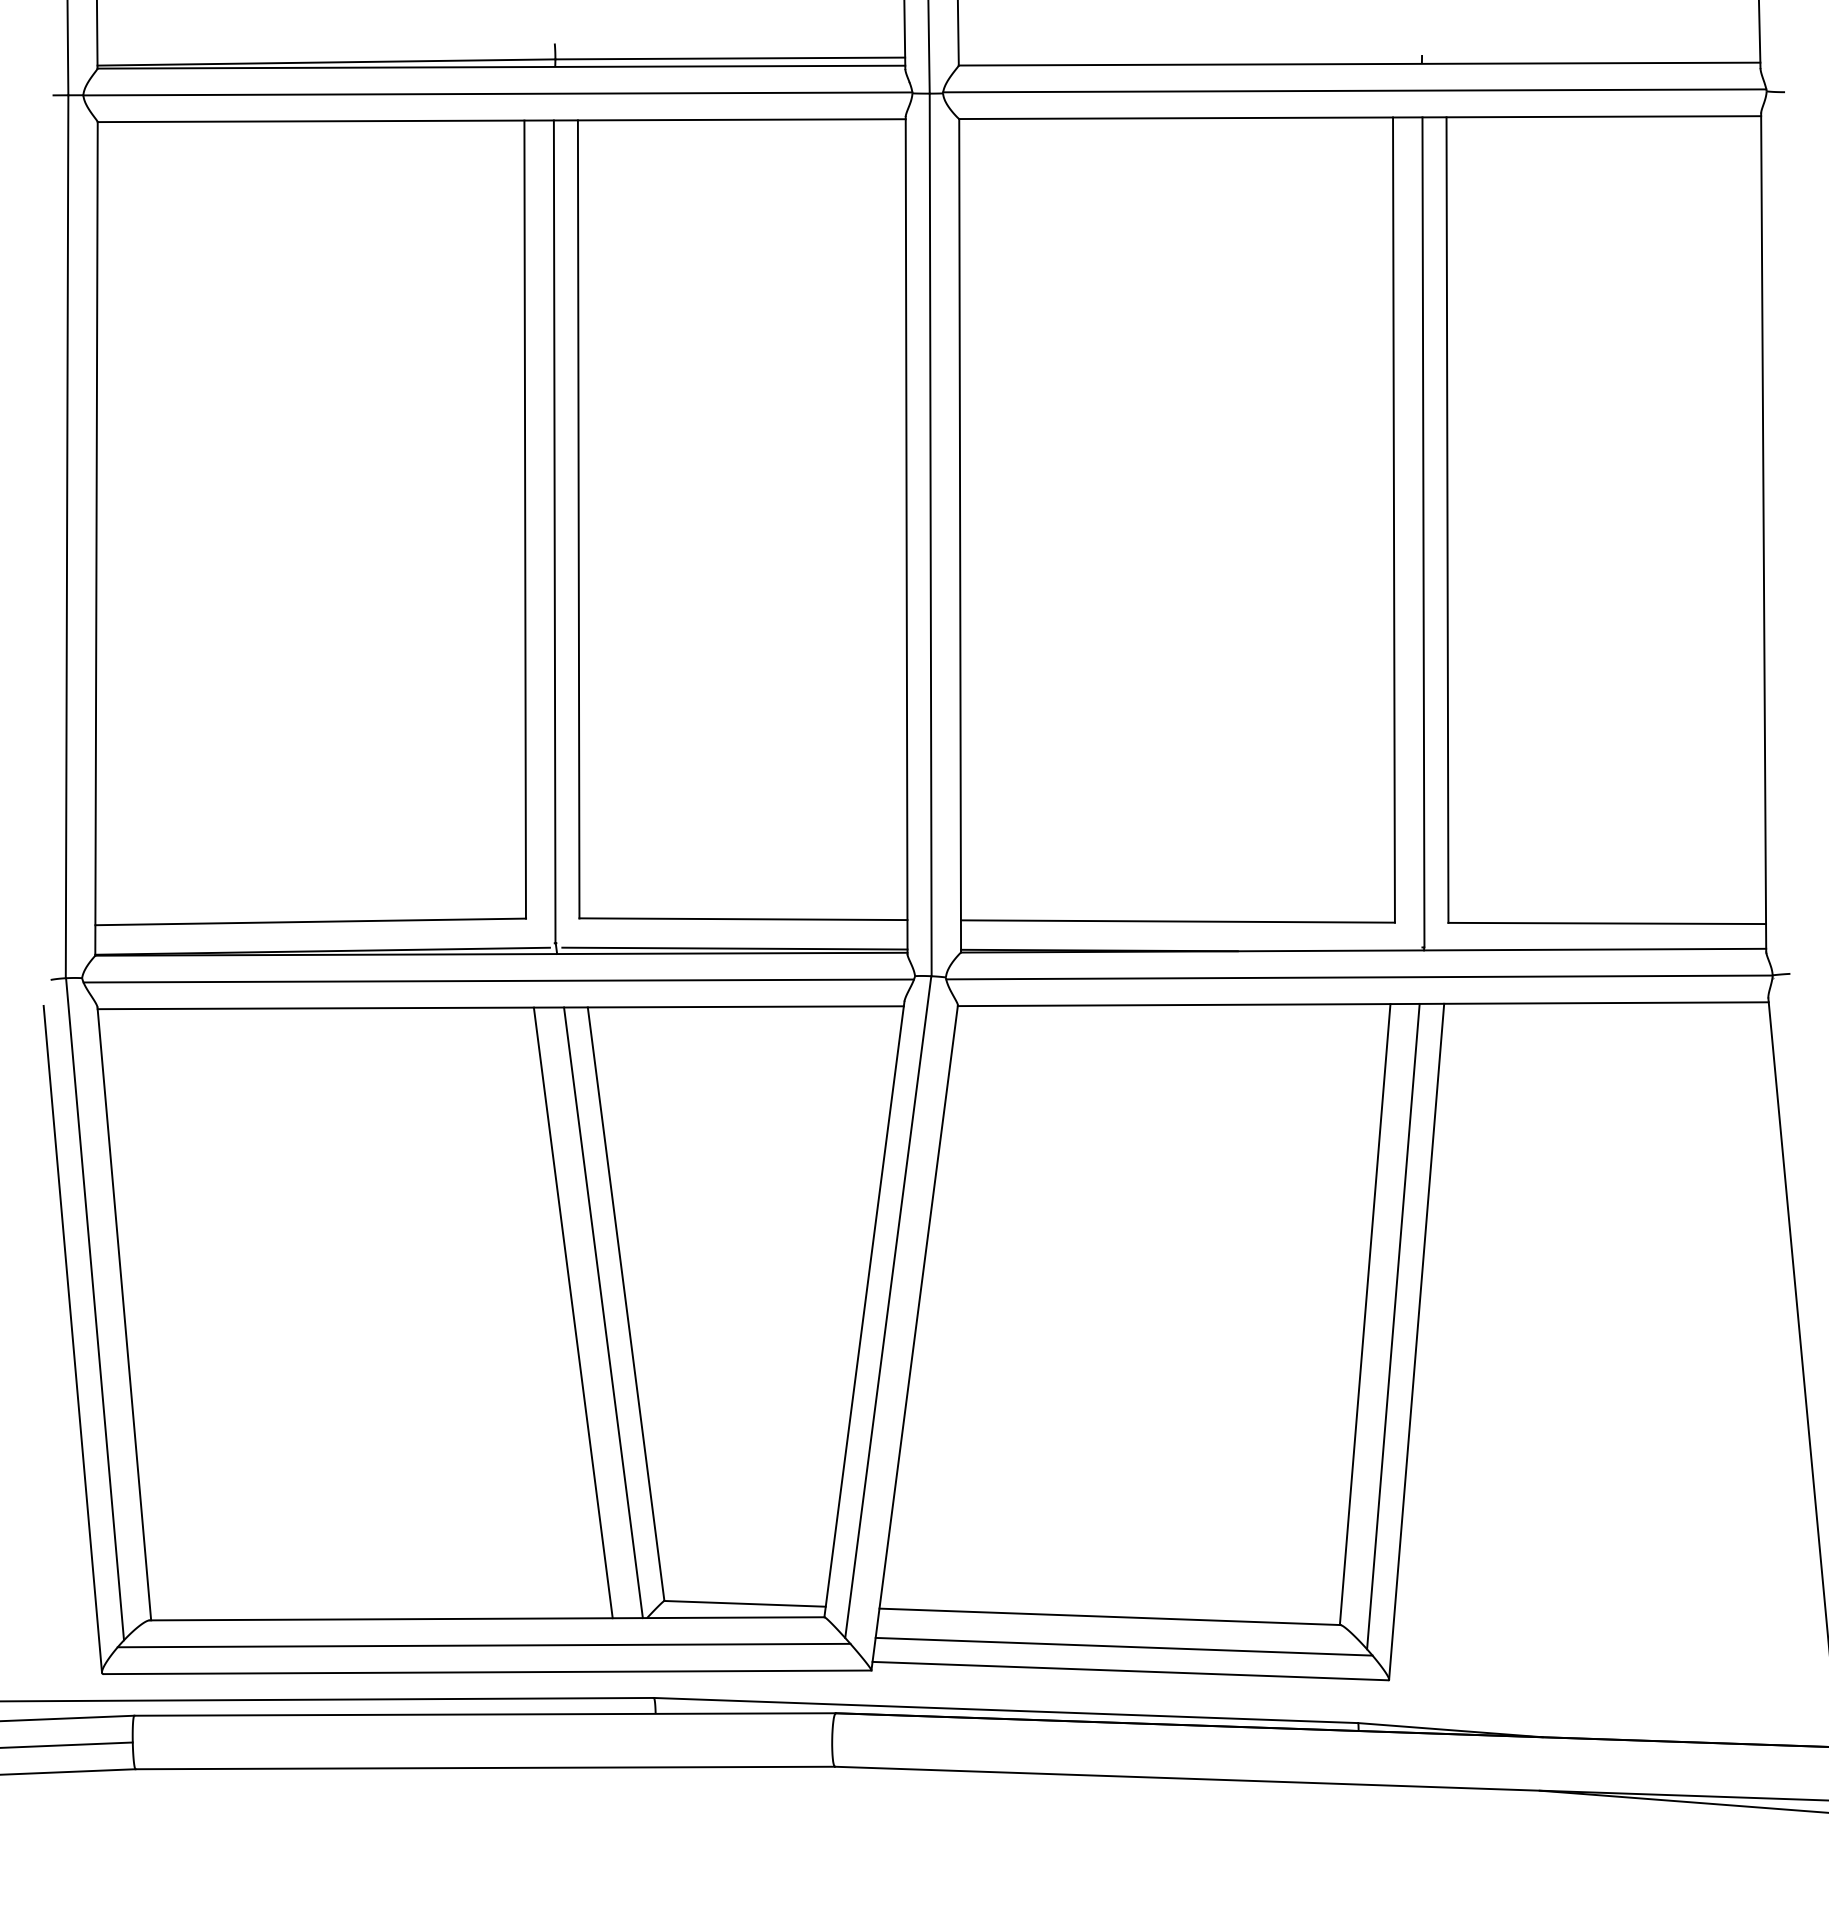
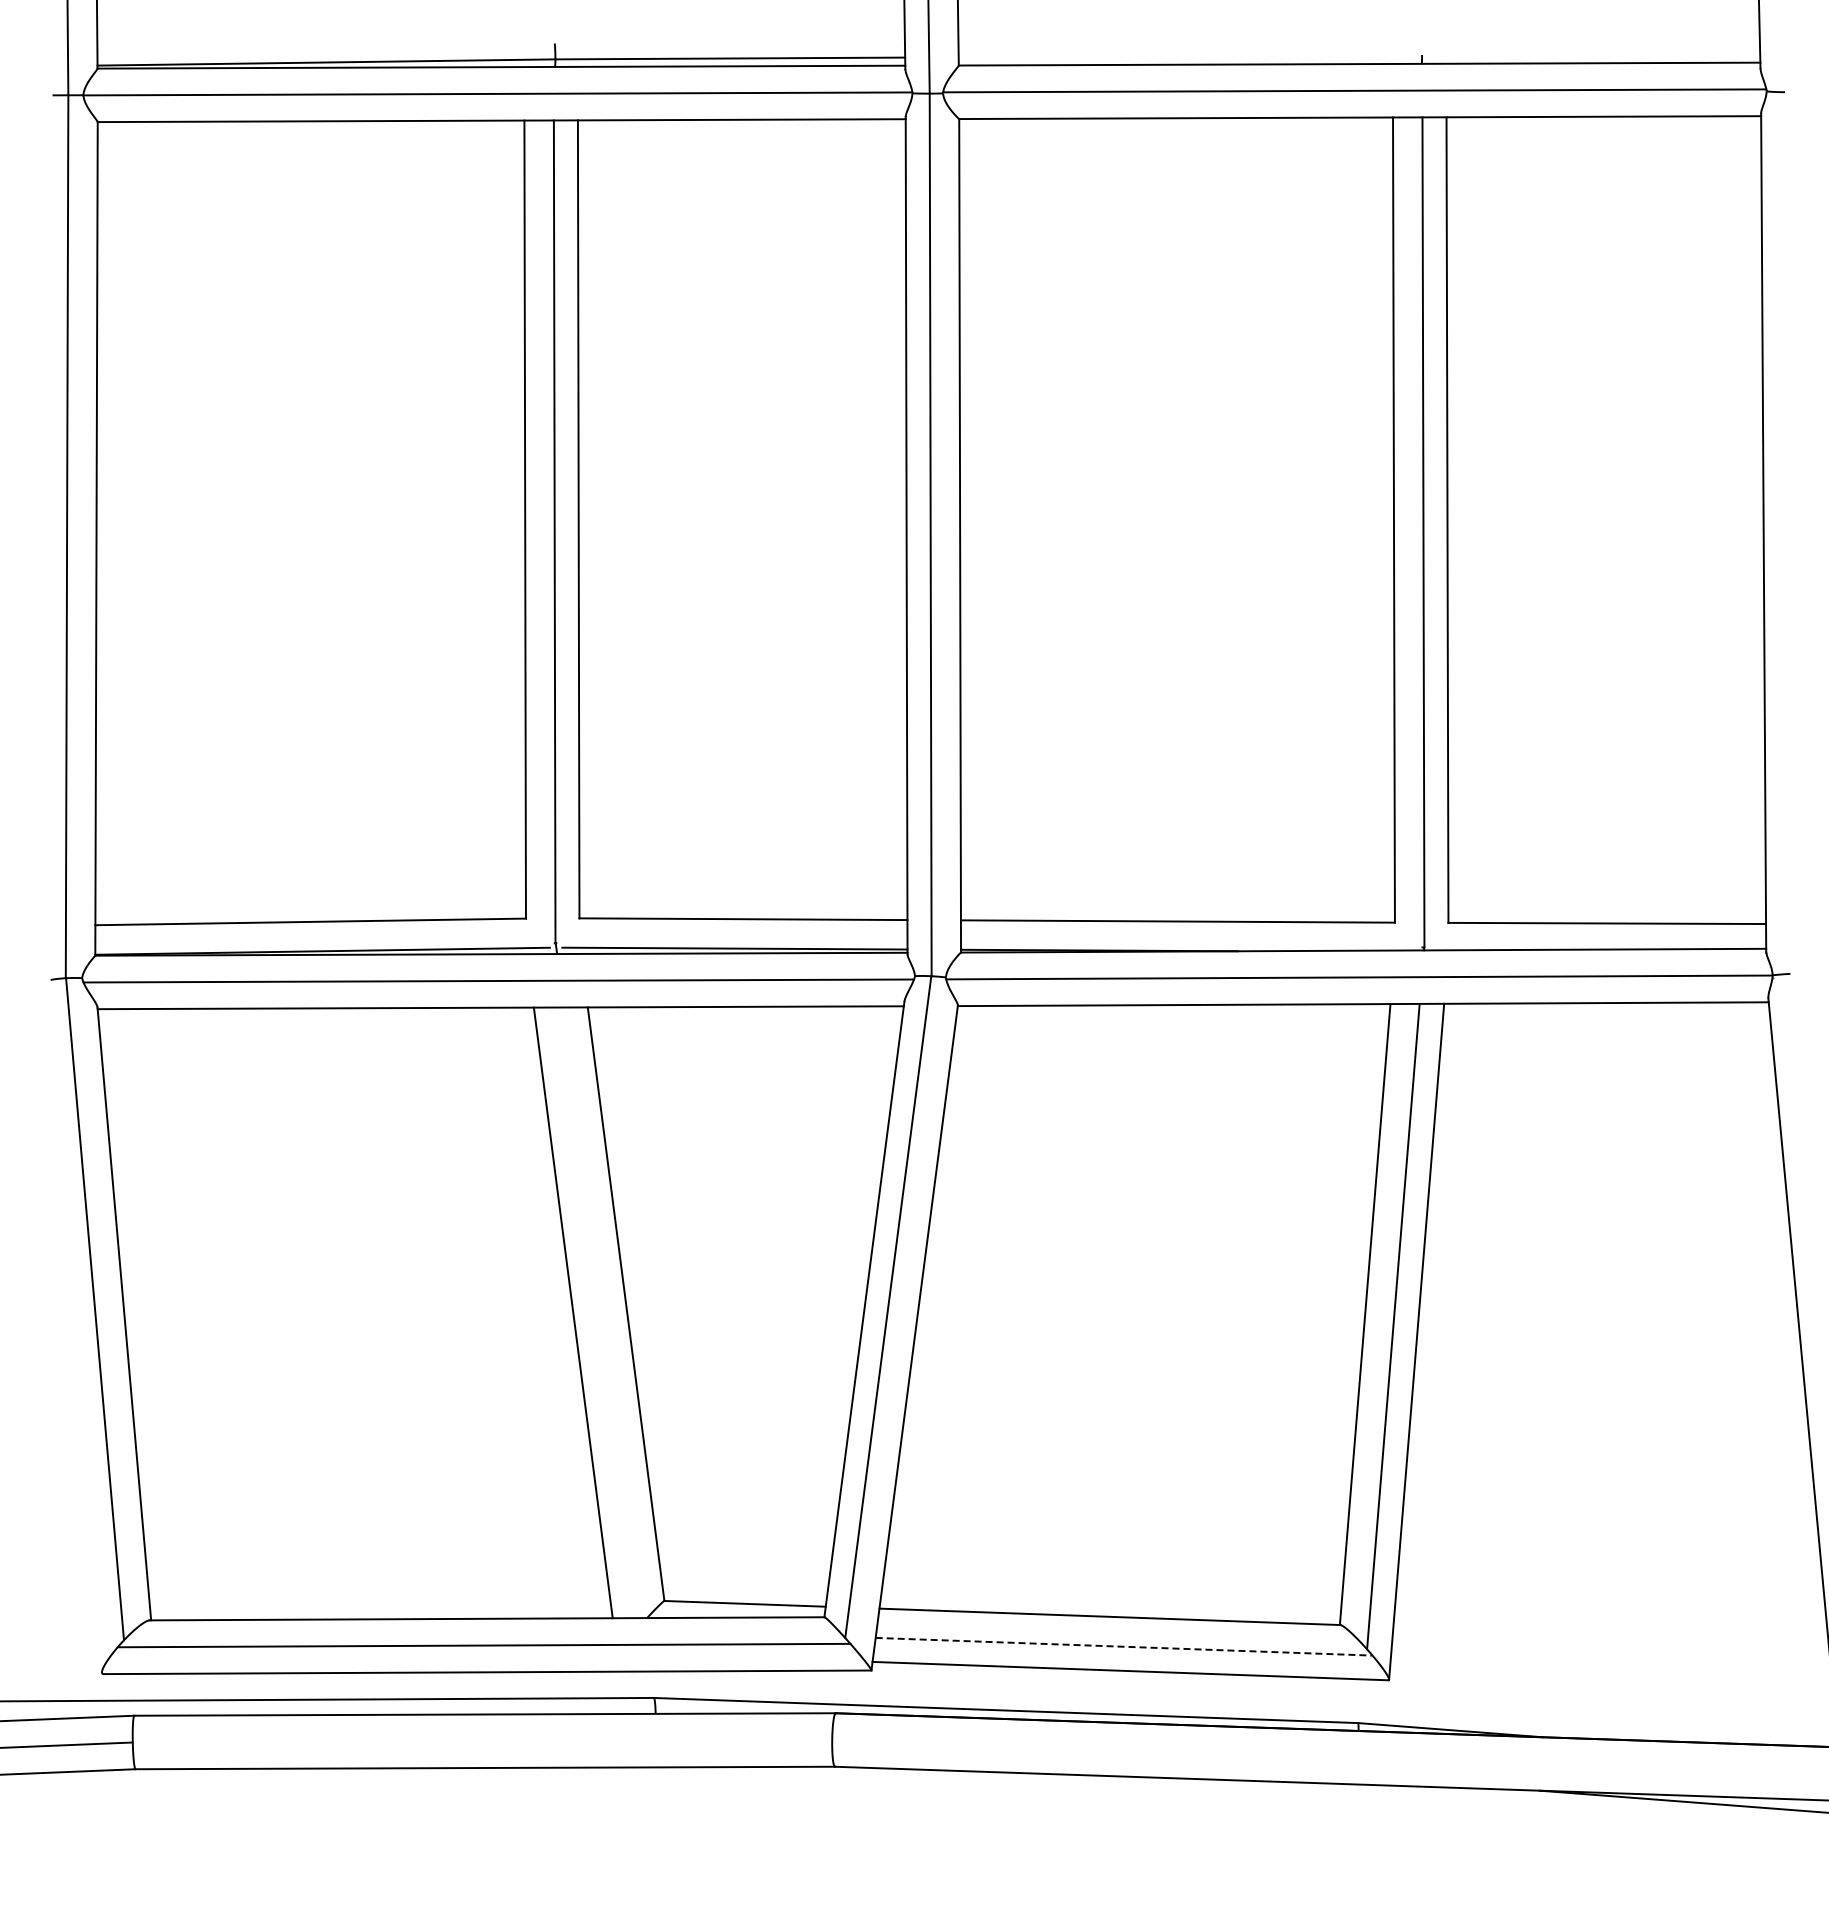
line: present -> none (603, 1312)
line: present -> none (72, 1338)
line: solid -> dashed (1124, 1646)
